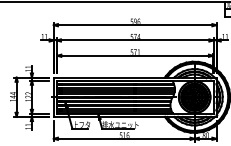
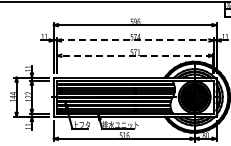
line: solid -> dashed (135, 40)
line: solid -> dashed (135, 55)
